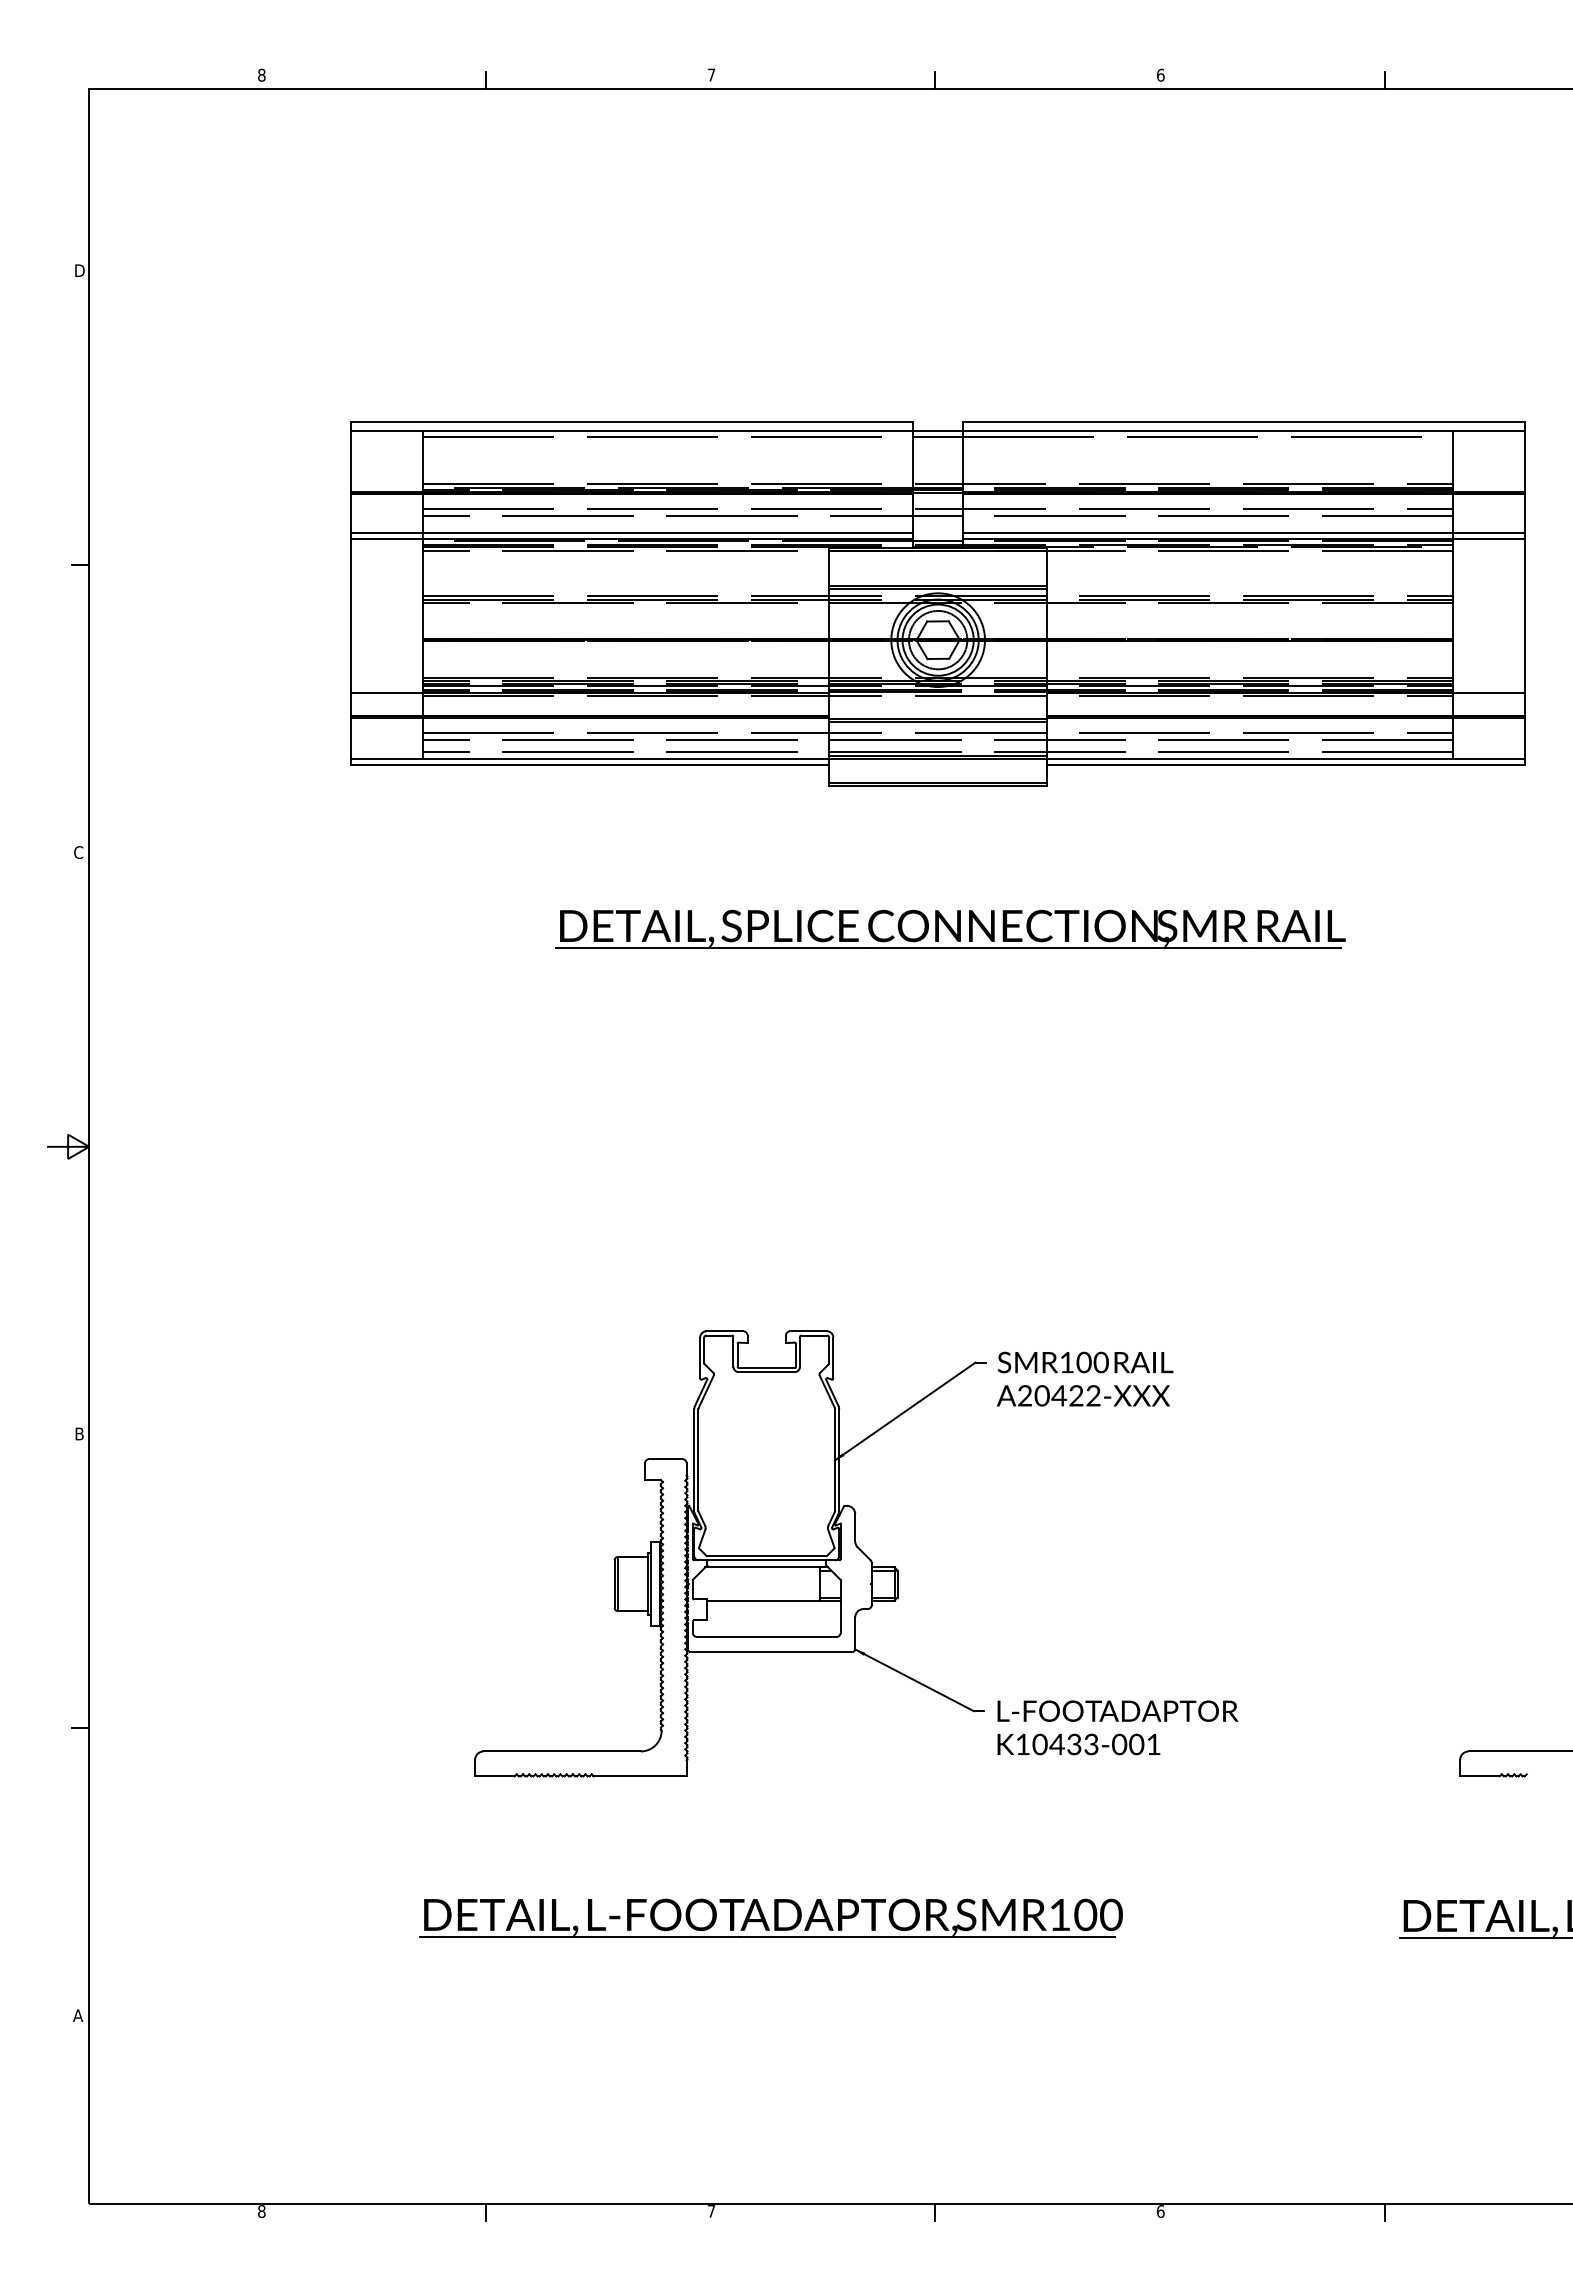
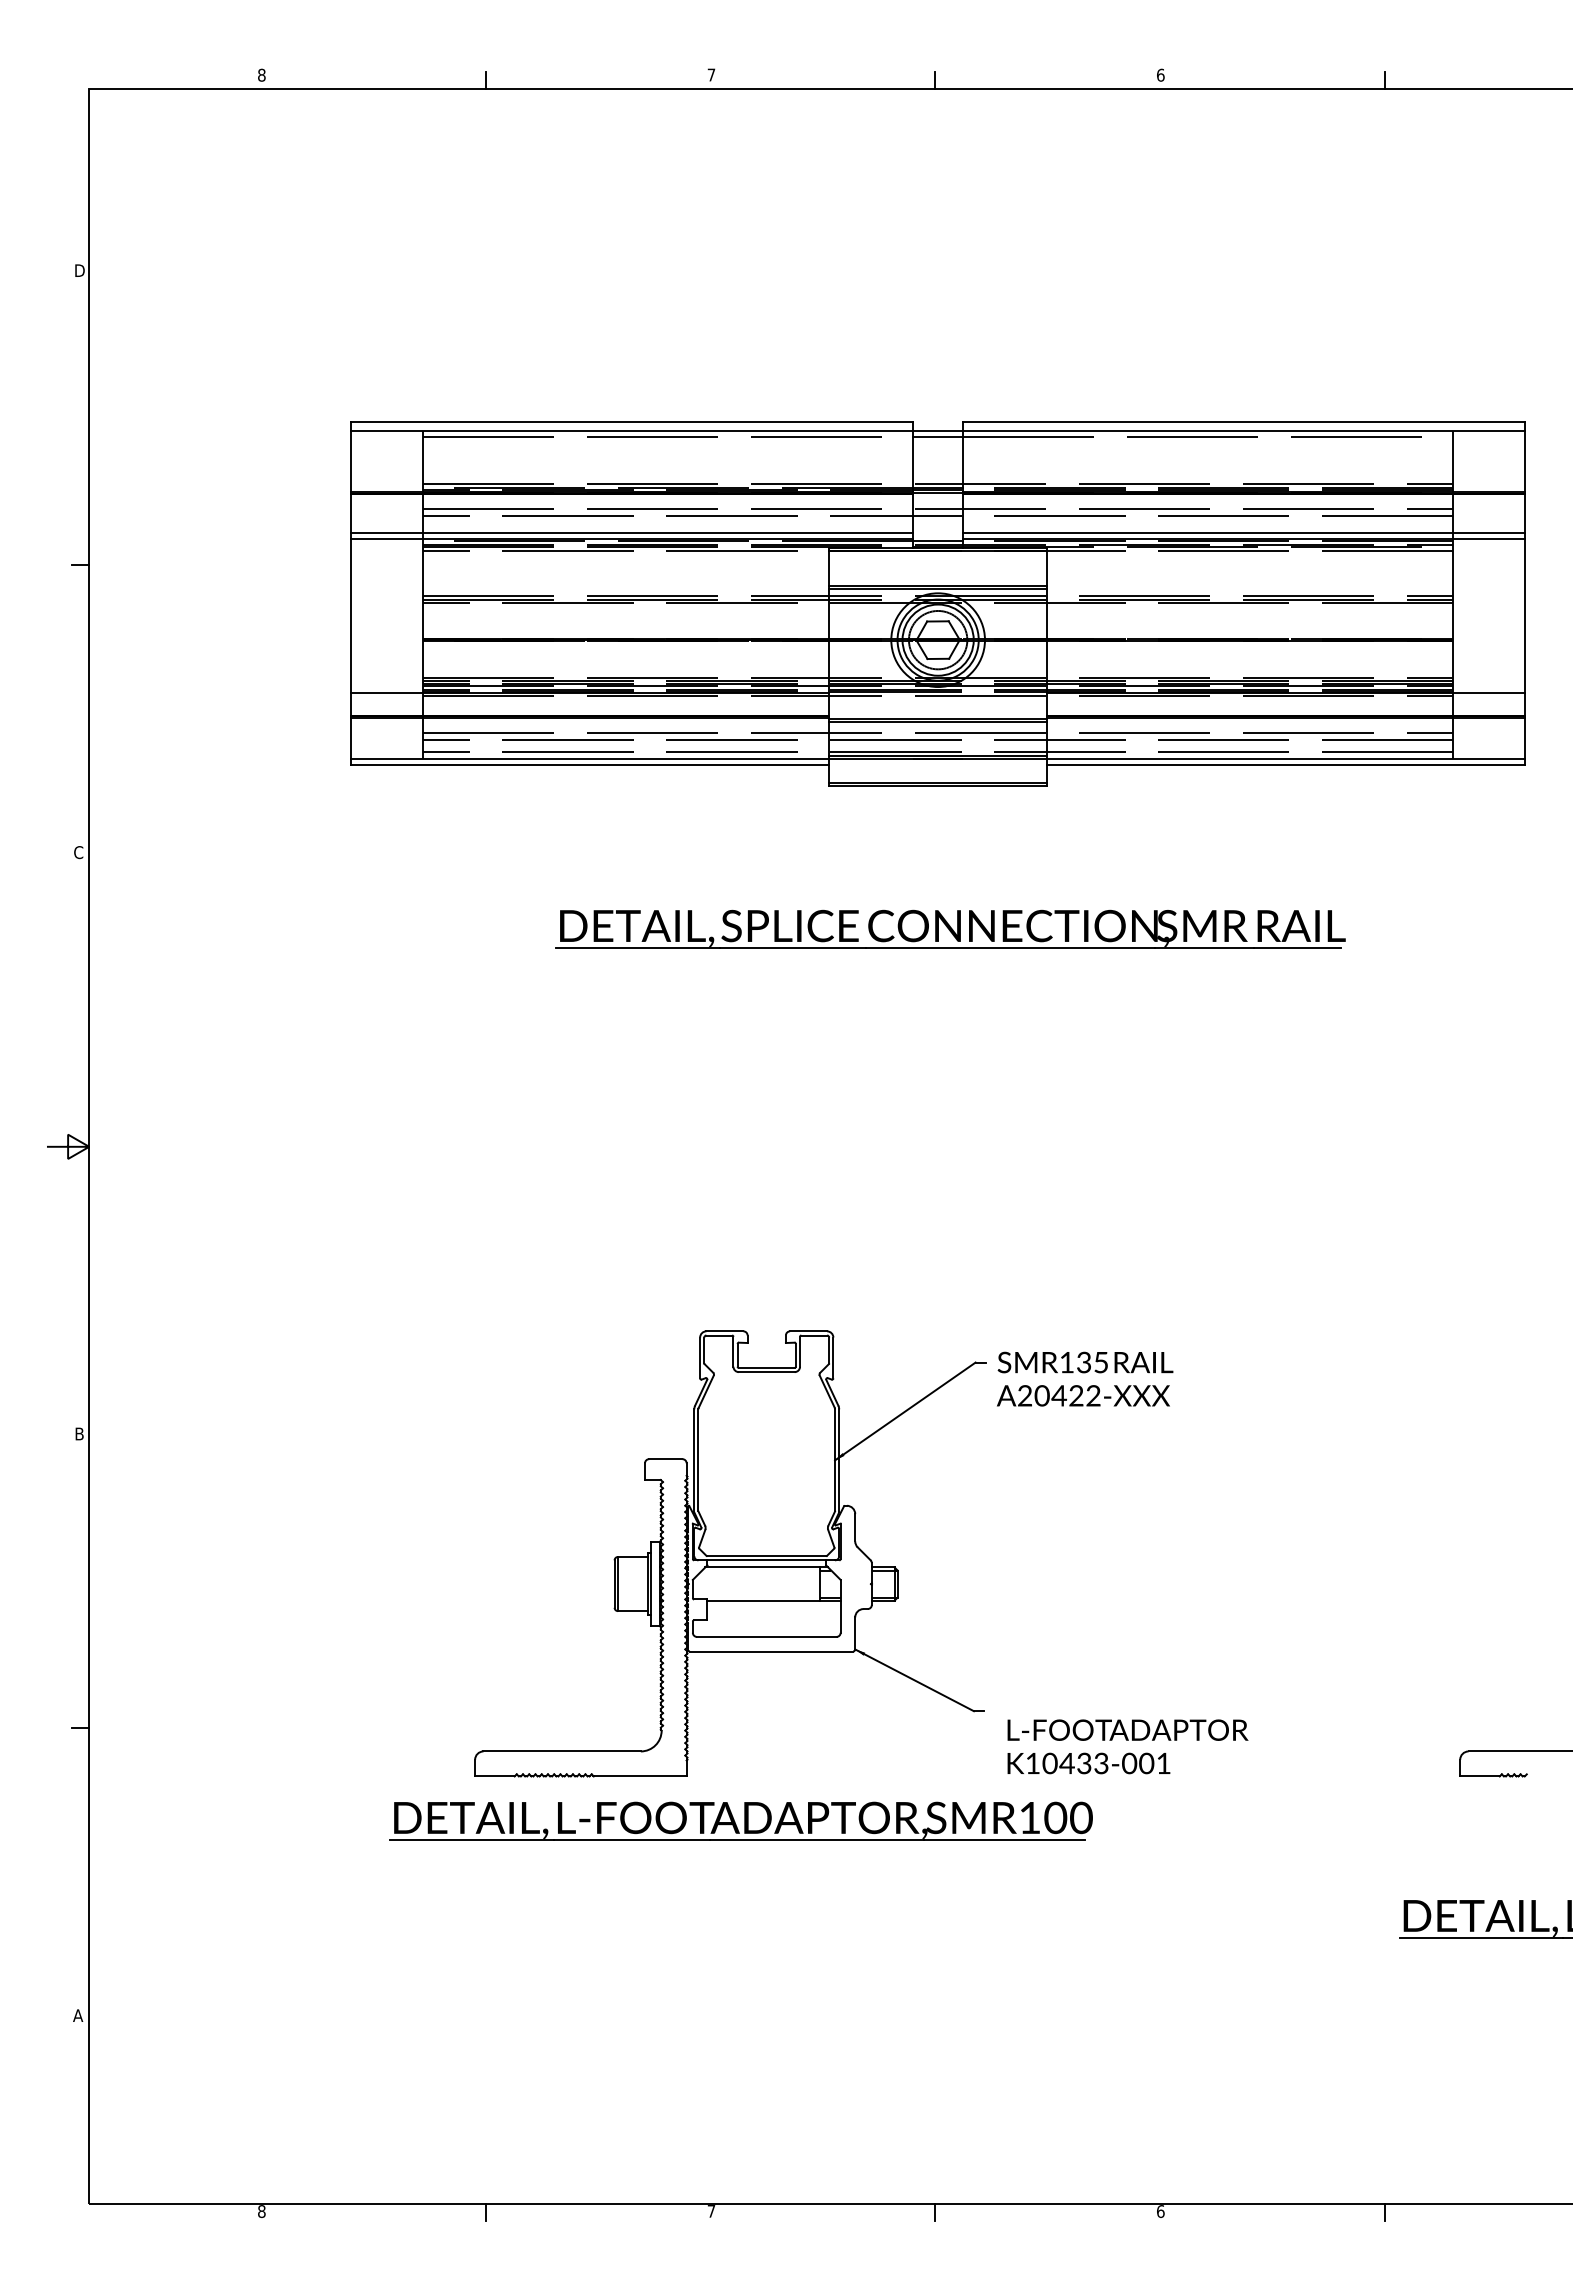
text: SMR100 -> SMR135 (1092, 1362)
text position: (1117, 1727) -> (1127, 1746) (1127, 1746)
part position: (770, 1917) -> (740, 1820) (740, 1820)
